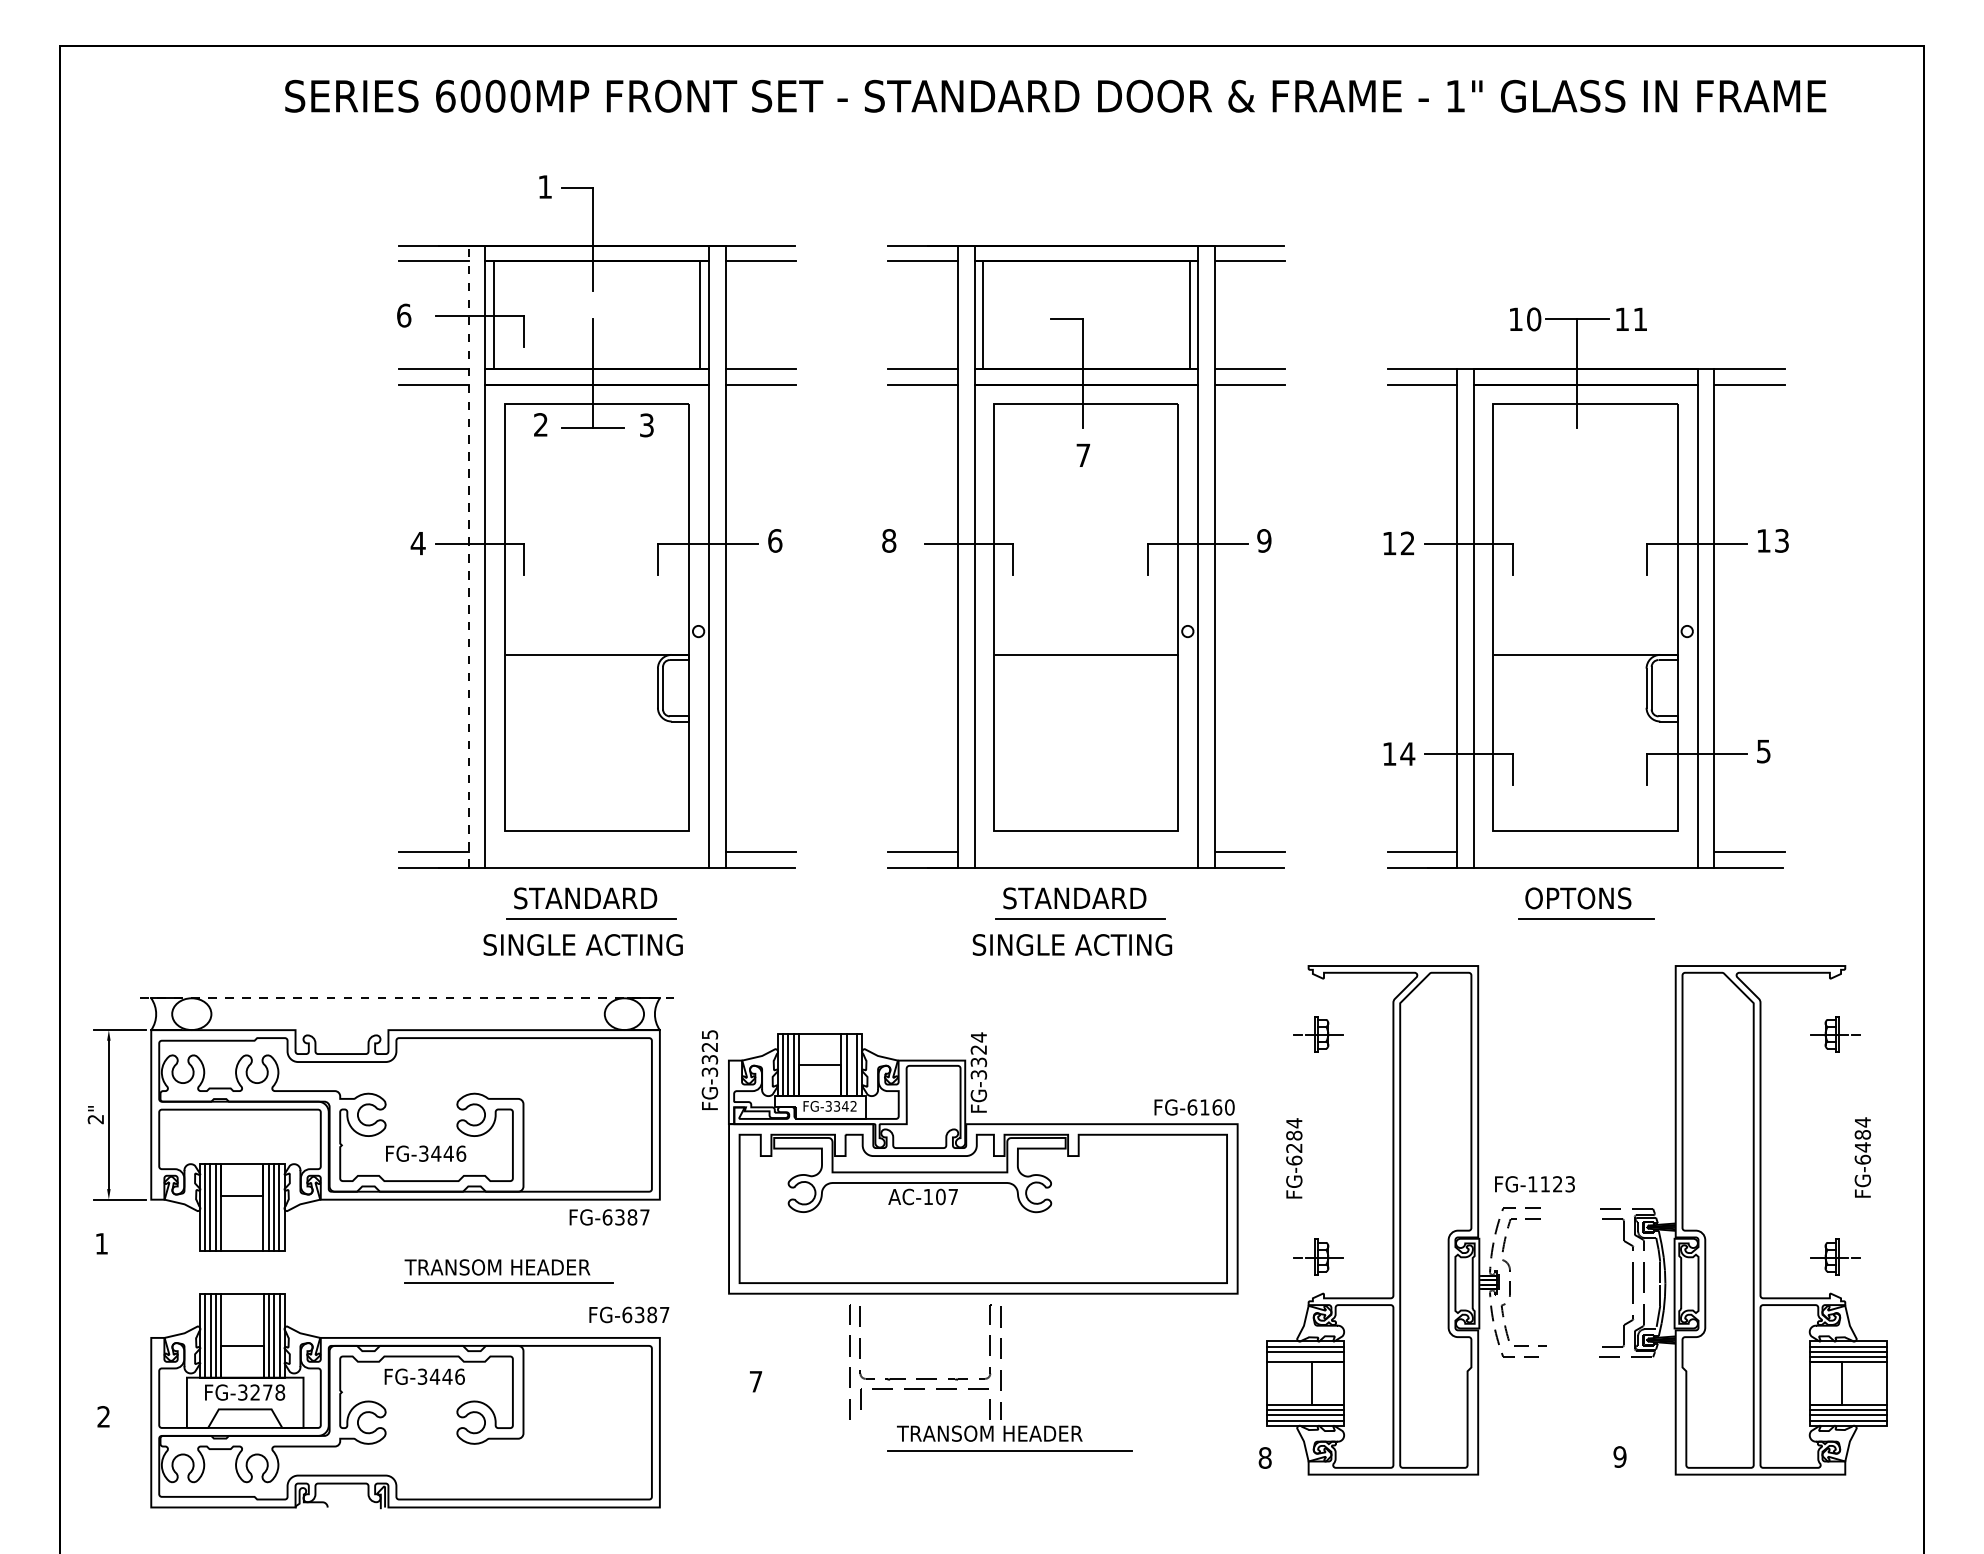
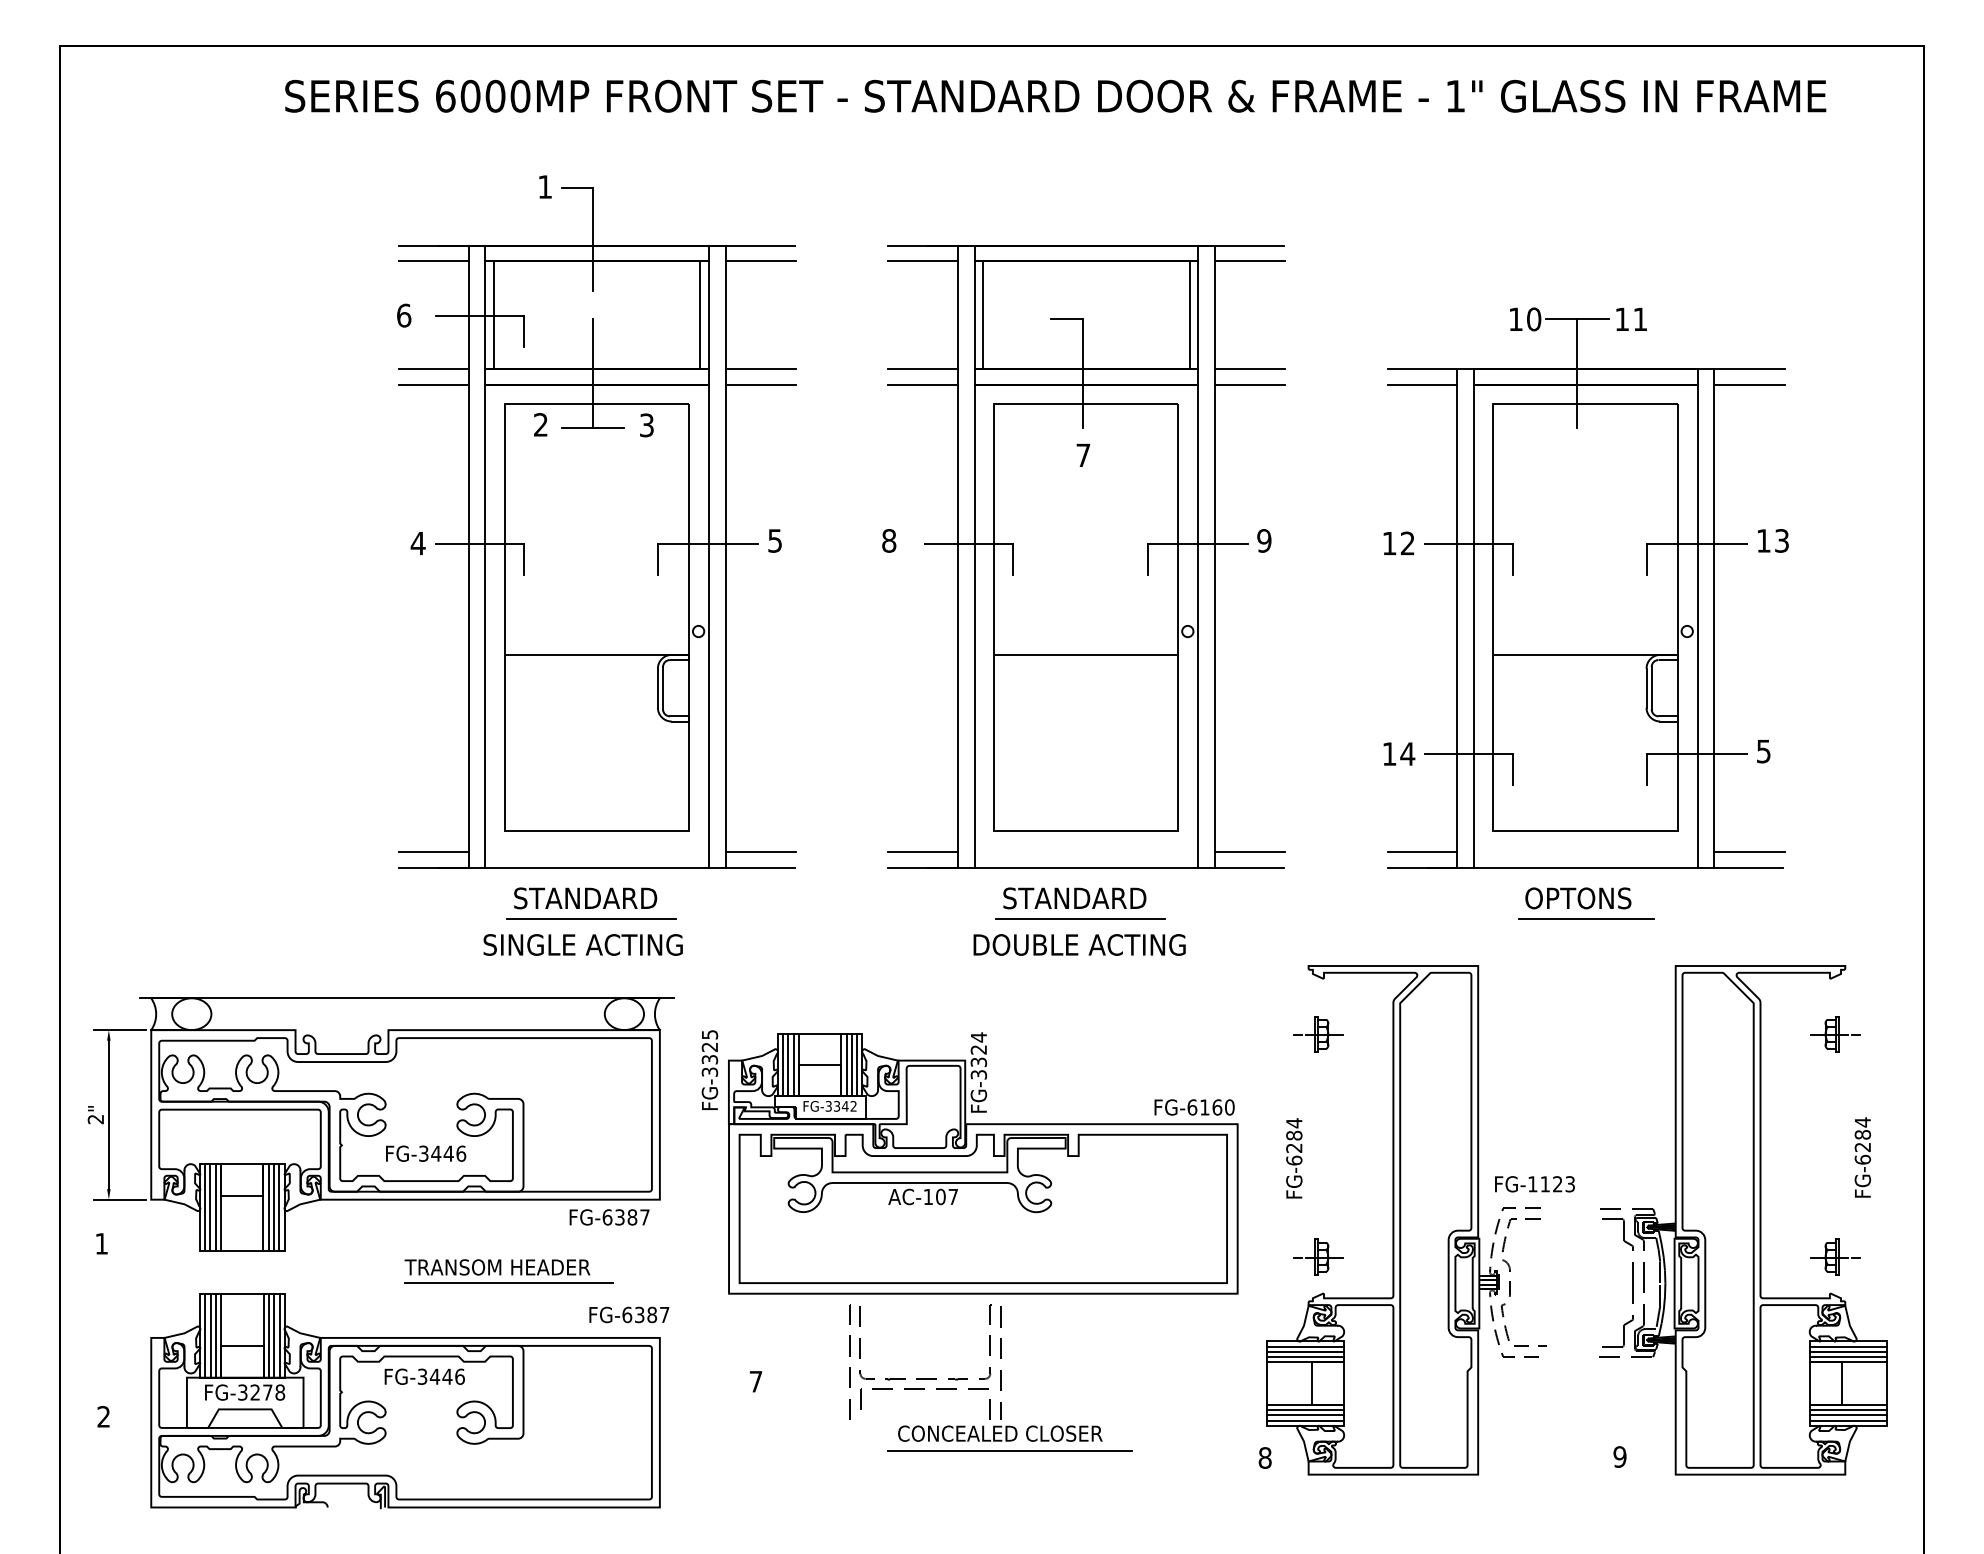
text: 6 -> 5 (775, 540)
line: dashed -> solid (468, 556)
text: SINGLE ACTING -> DOUBLE ACTING (1078, 944)
line: dashed -> solid (407, 998)
line: none -> present (851, 1065)
text: FG-6484 -> FG-6284 (1862, 1147)
line: none -> present (1304, 1357)
text: TRANSOM HEADER -> CONCEALED CLOSER (999, 1433)
